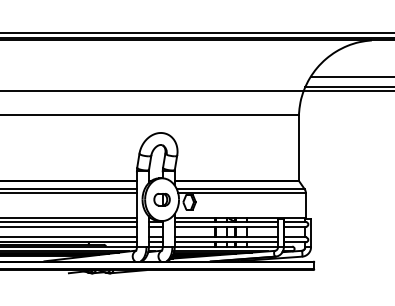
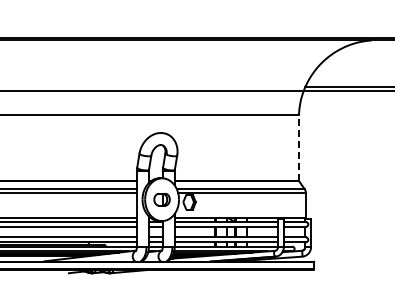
line: present -> none (196, 32)
line: present -> none (351, 76)
line: solid -> dashed (298, 147)
